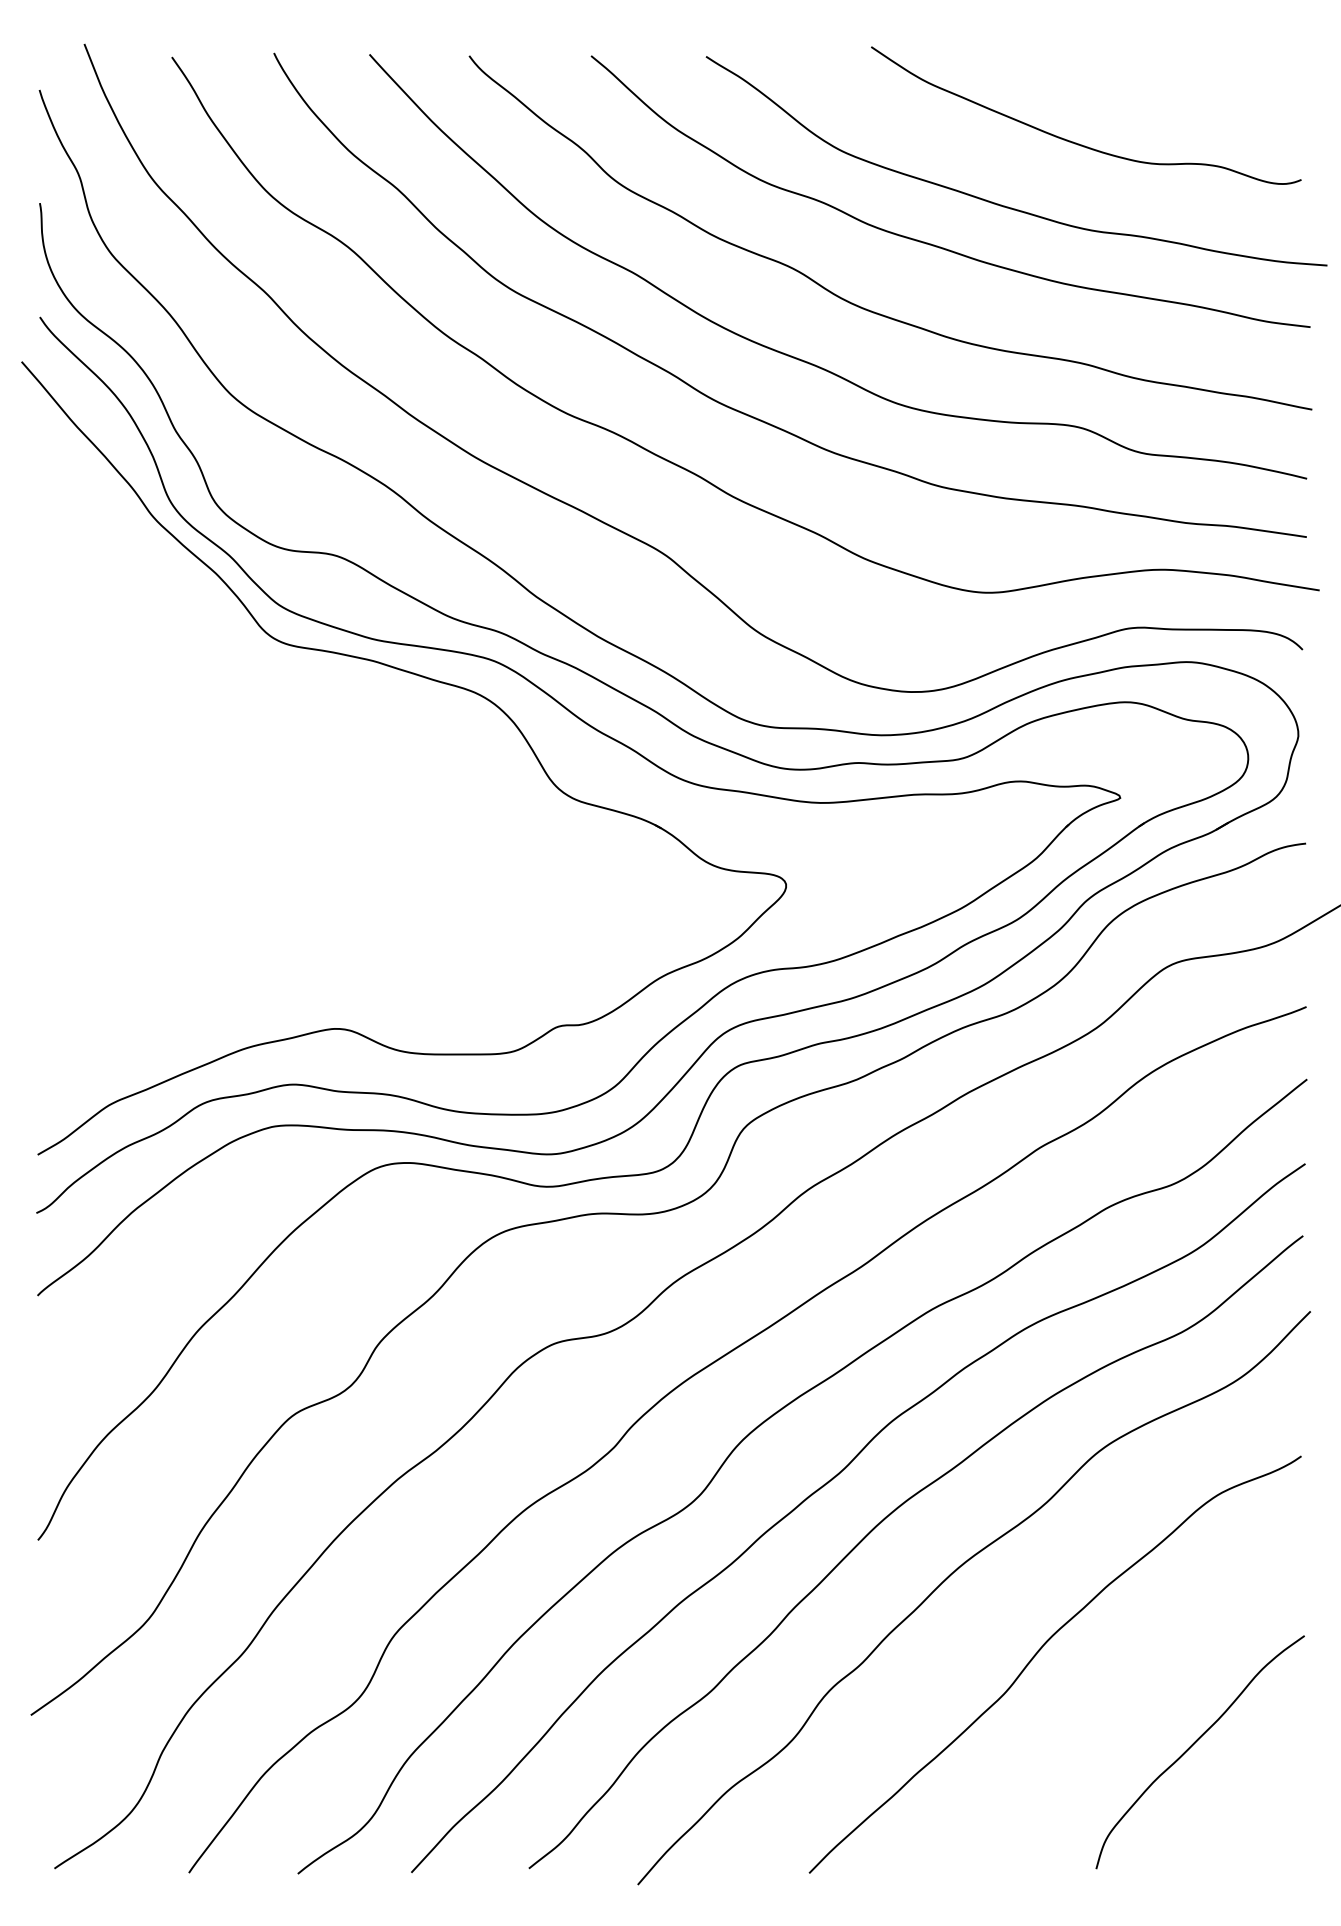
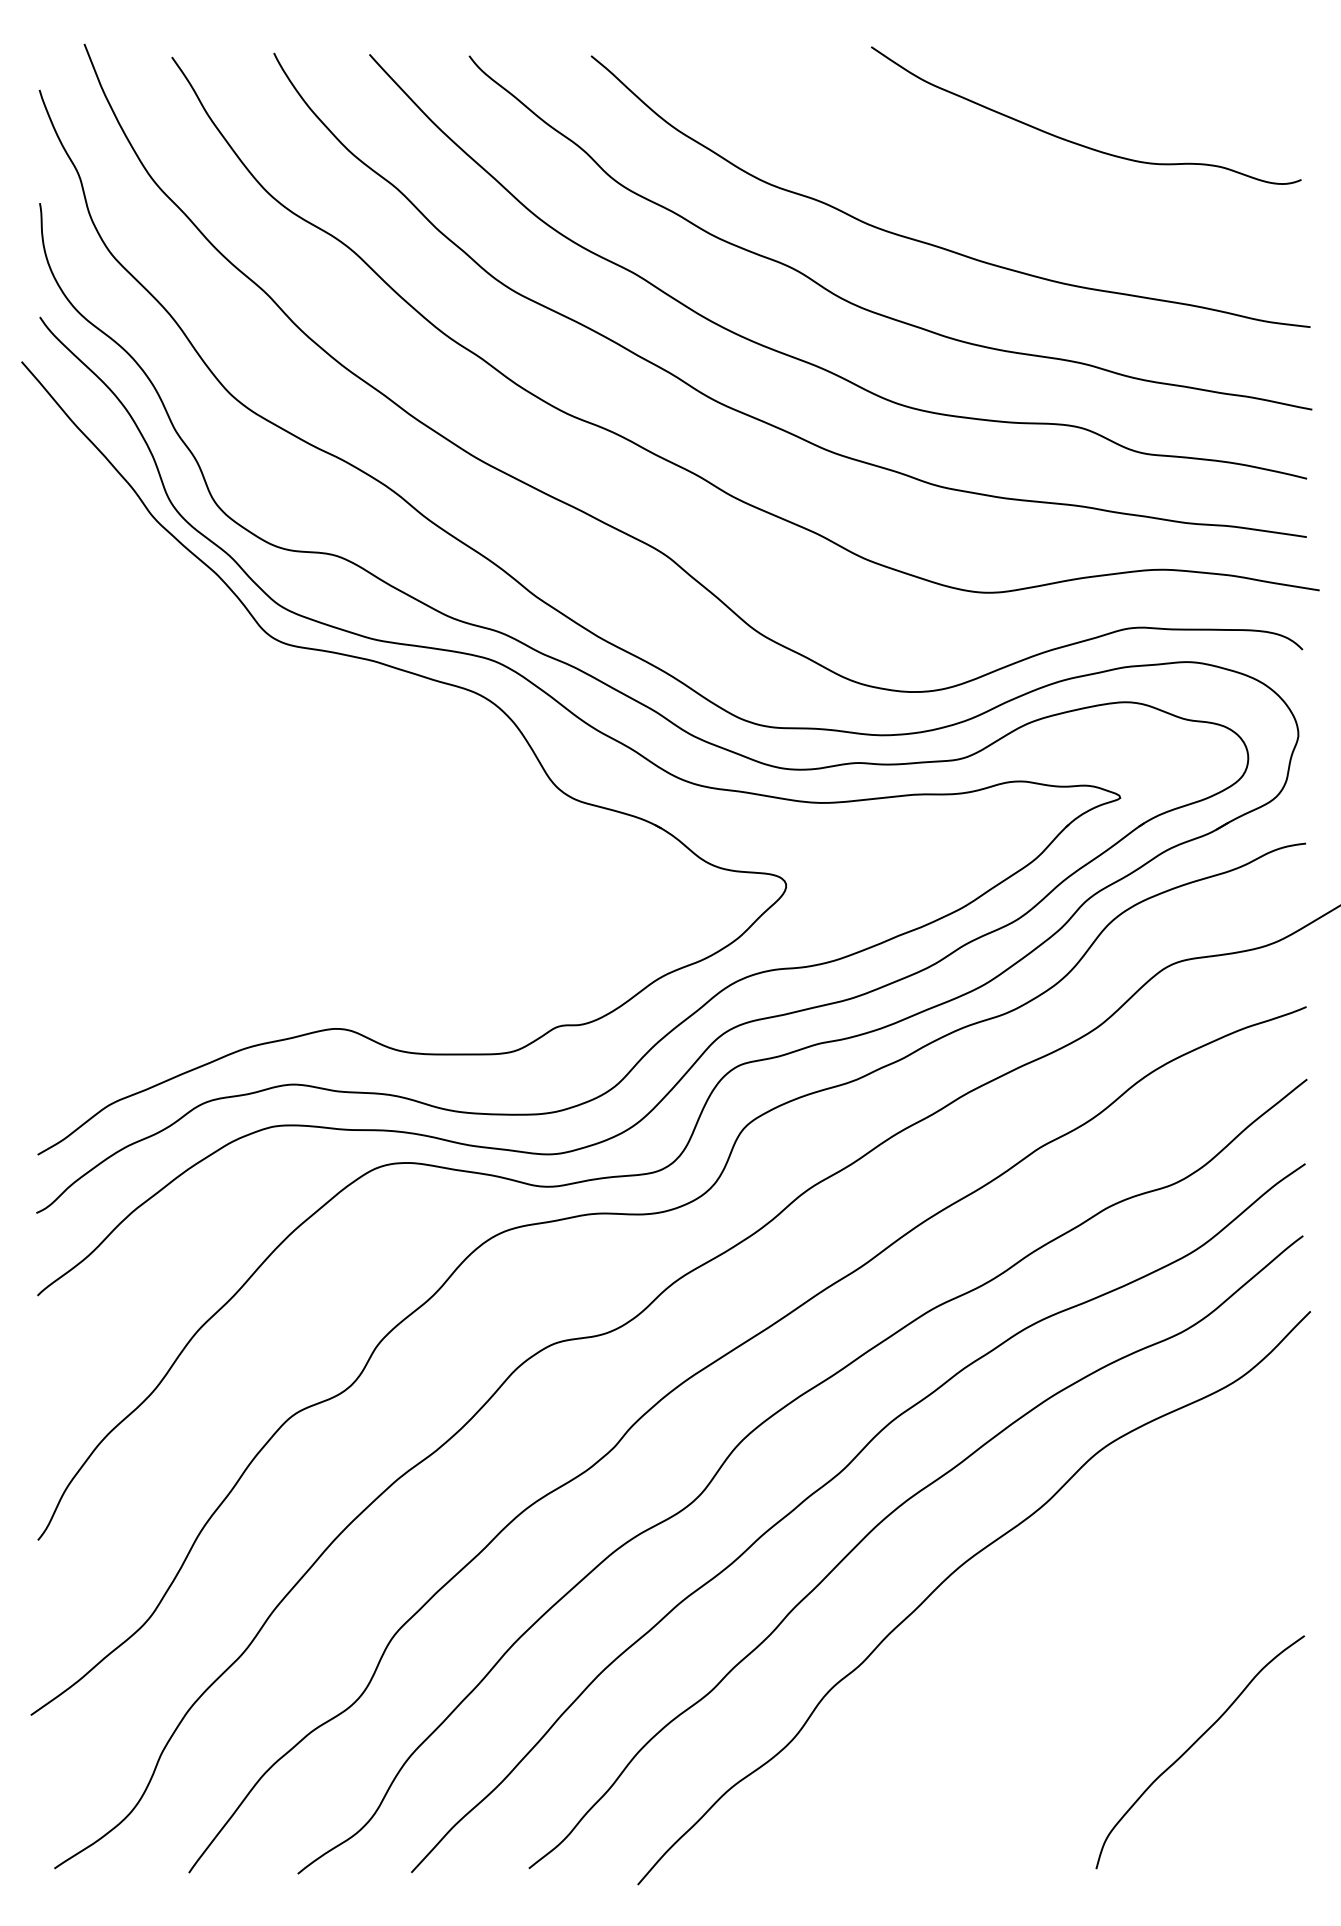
curve: present -> none (1001, 204)
curve: present -> none (1040, 1650)
